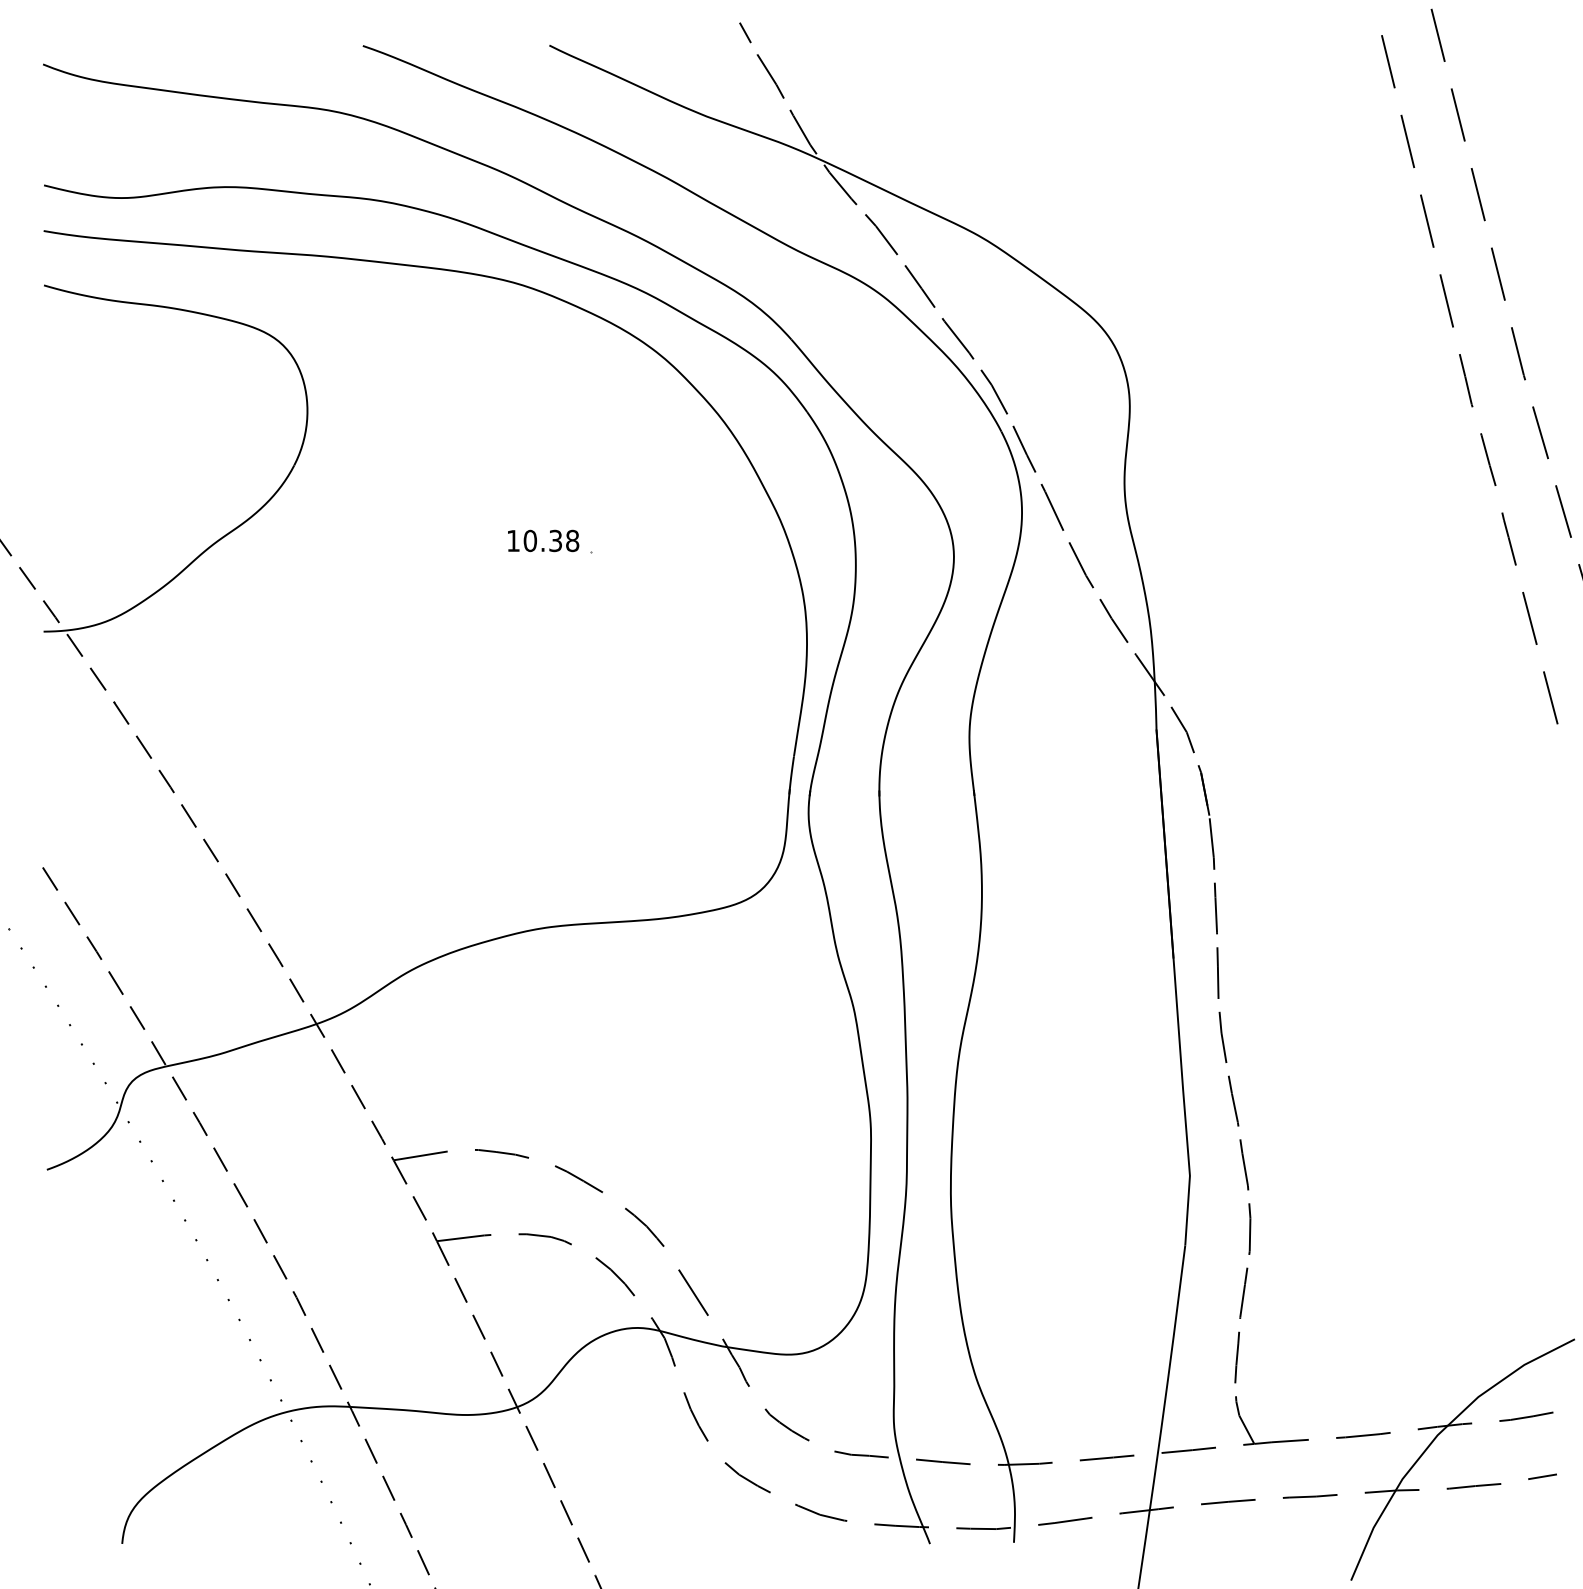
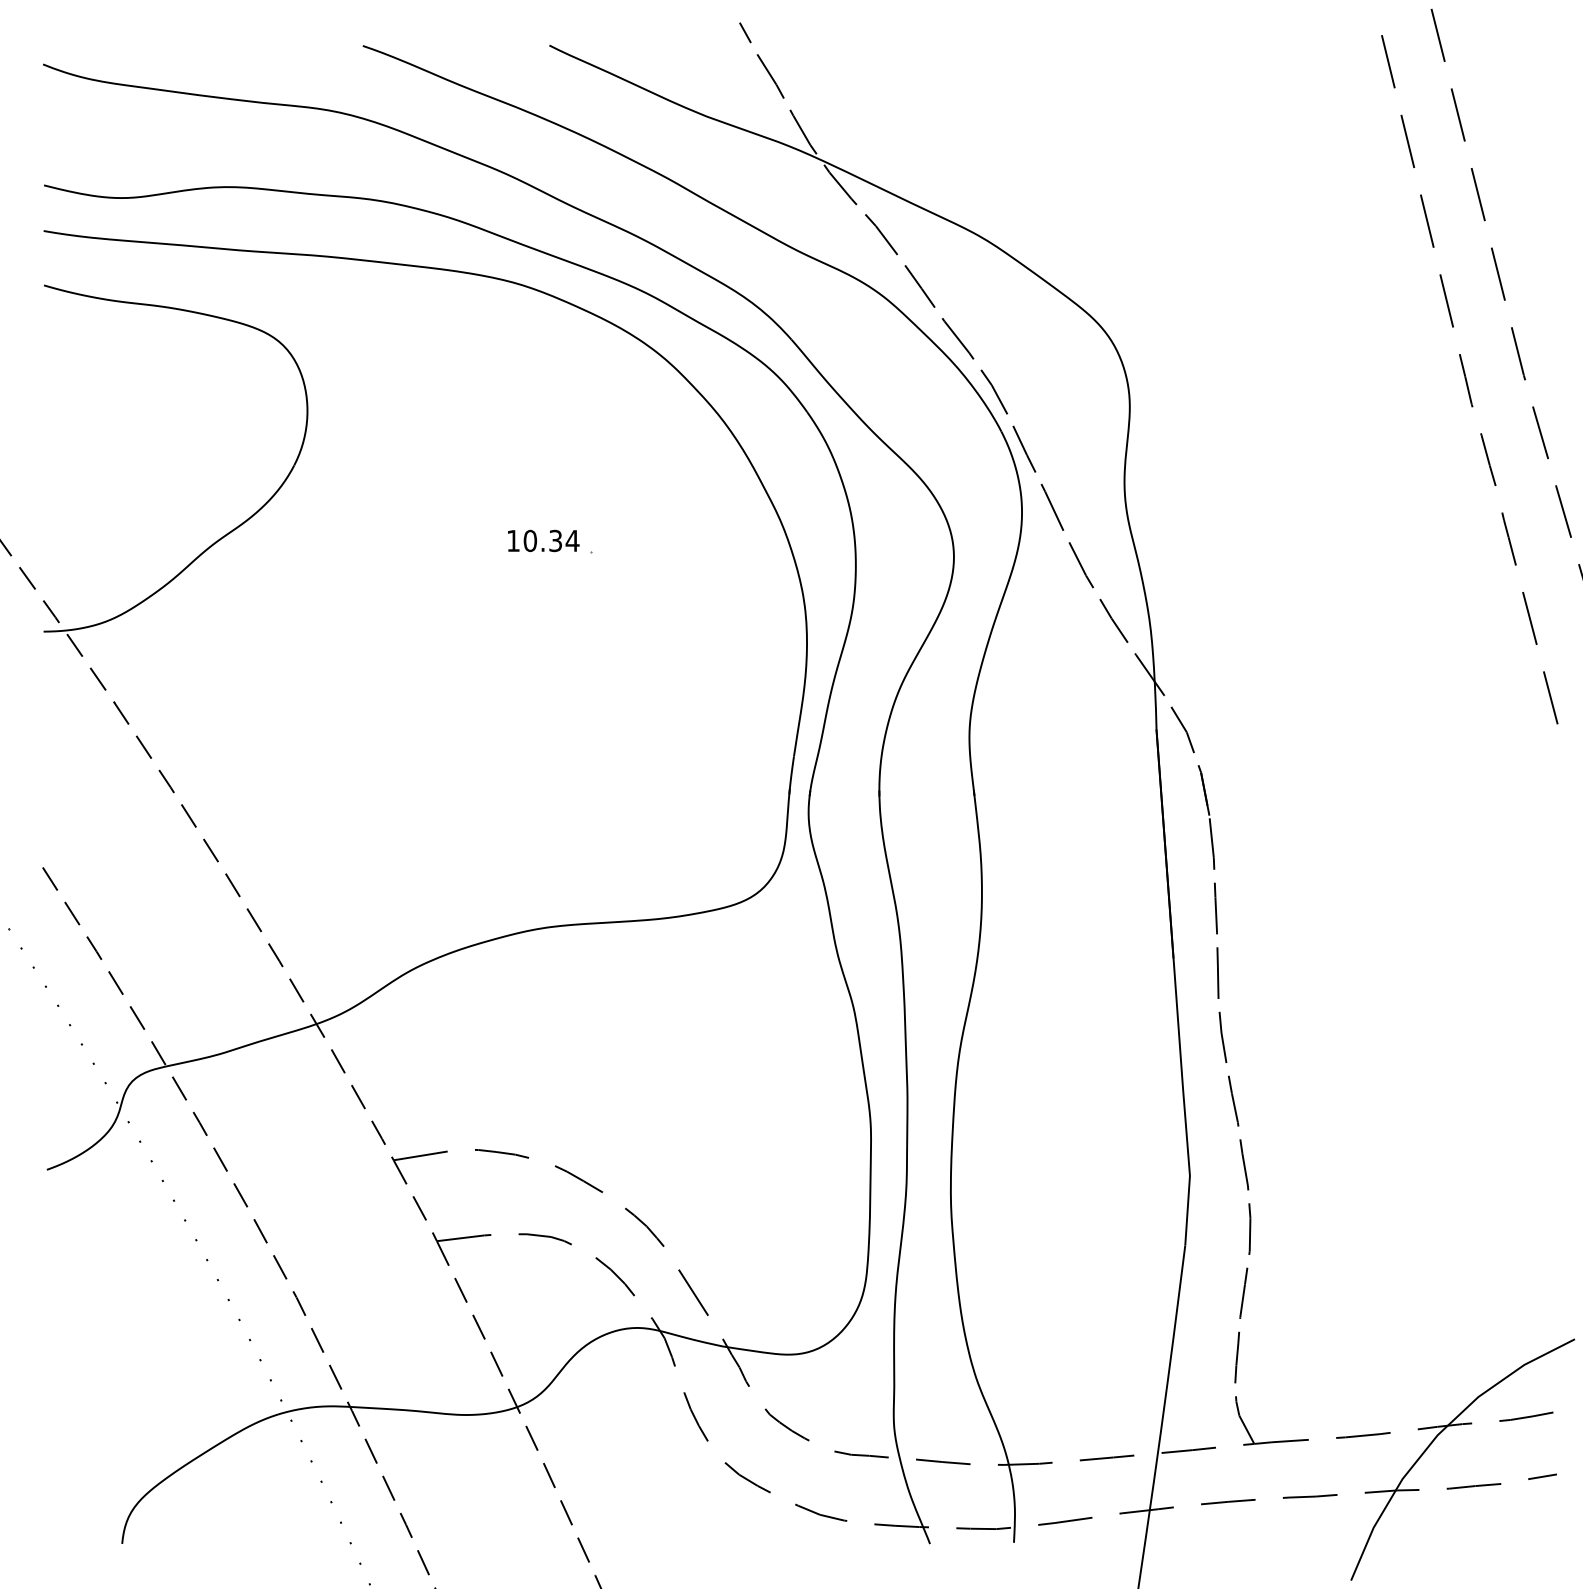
text: 10.38 -> 10.34 (572, 540)
